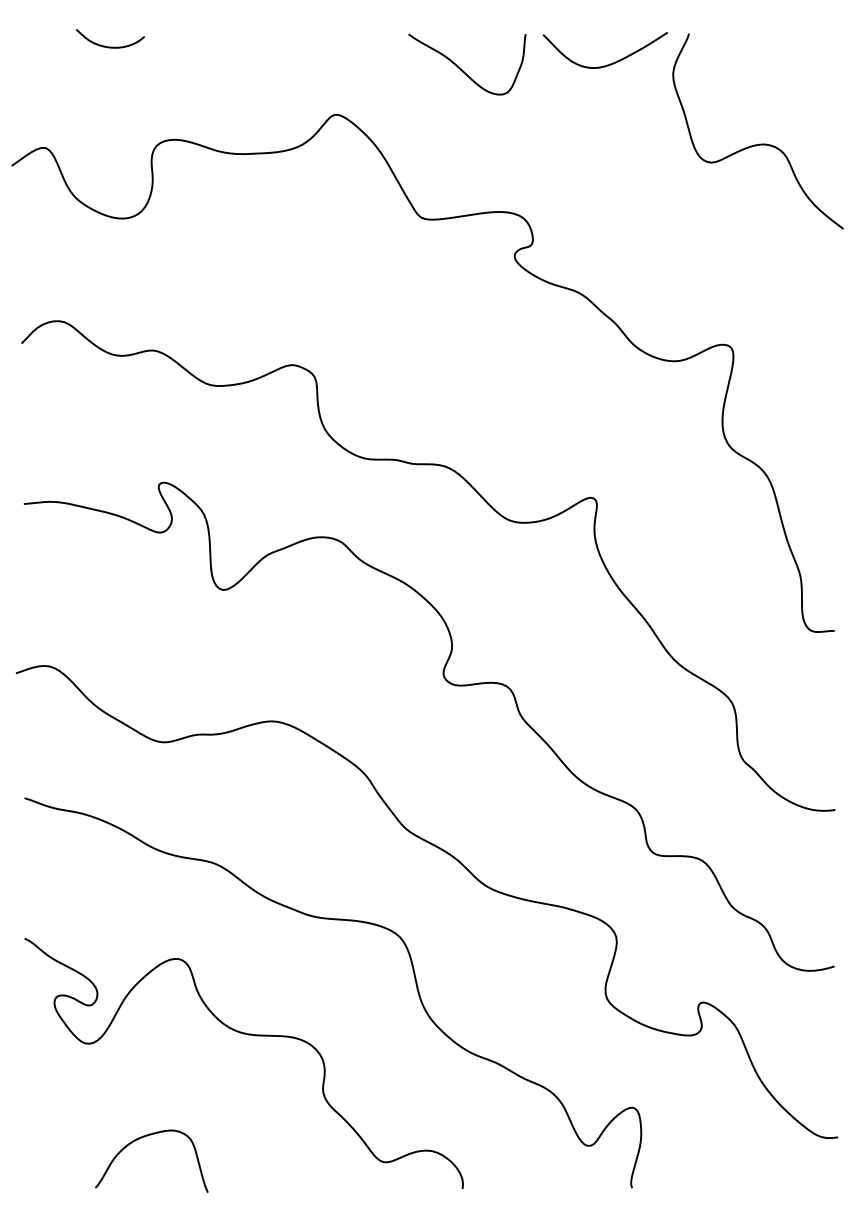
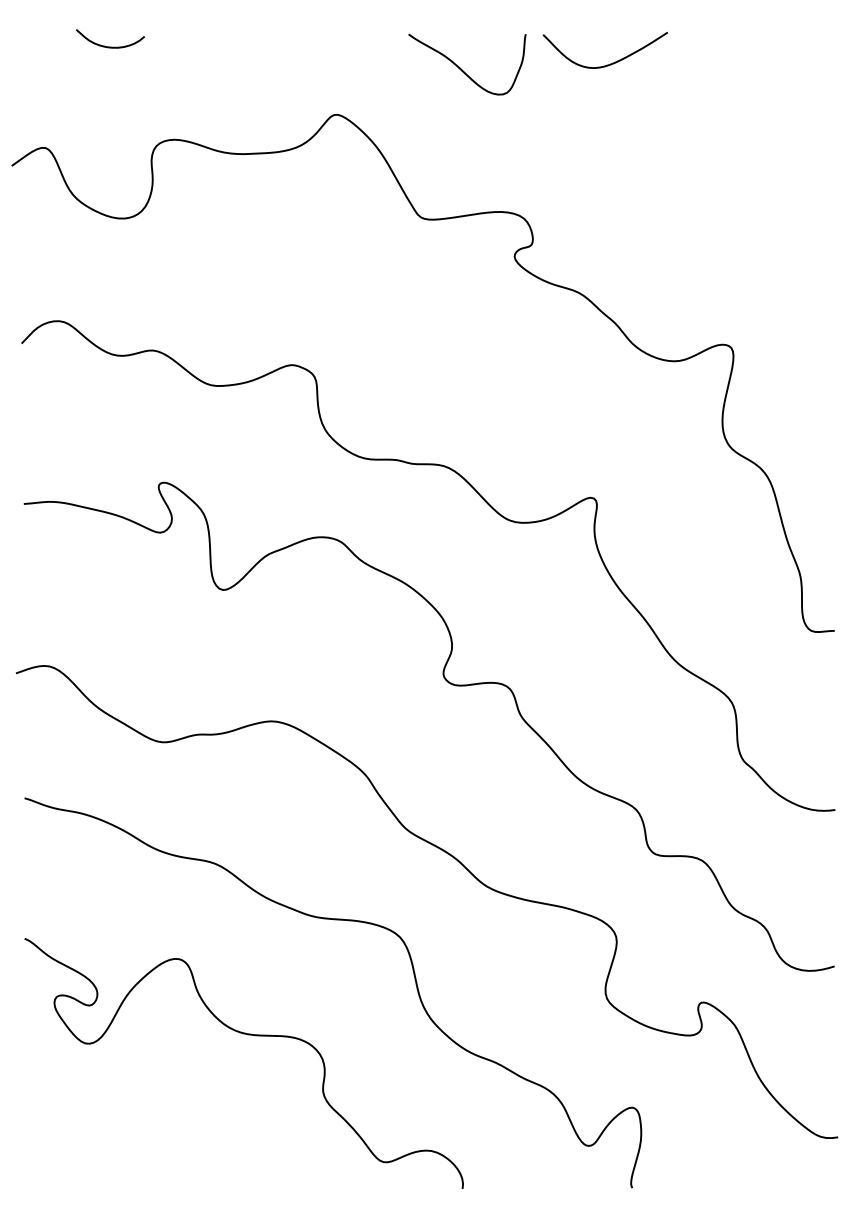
curve: present -> none (759, 143)
curve: present -> none (144, 1137)
